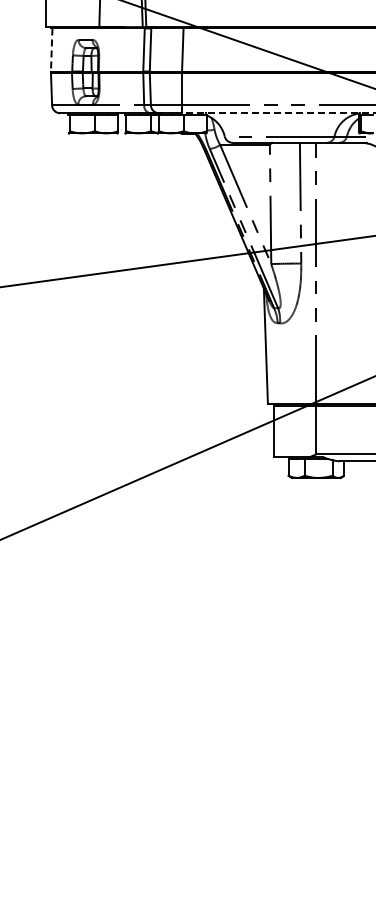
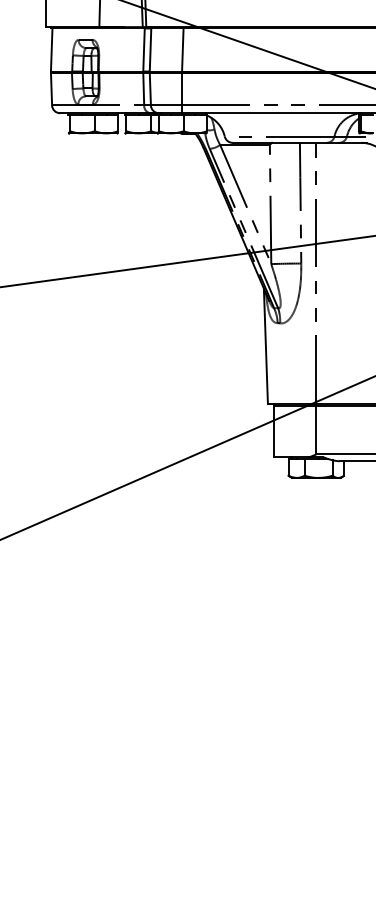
line: dashed -> solid (51, 50)
line: dashed -> solid (278, 113)
